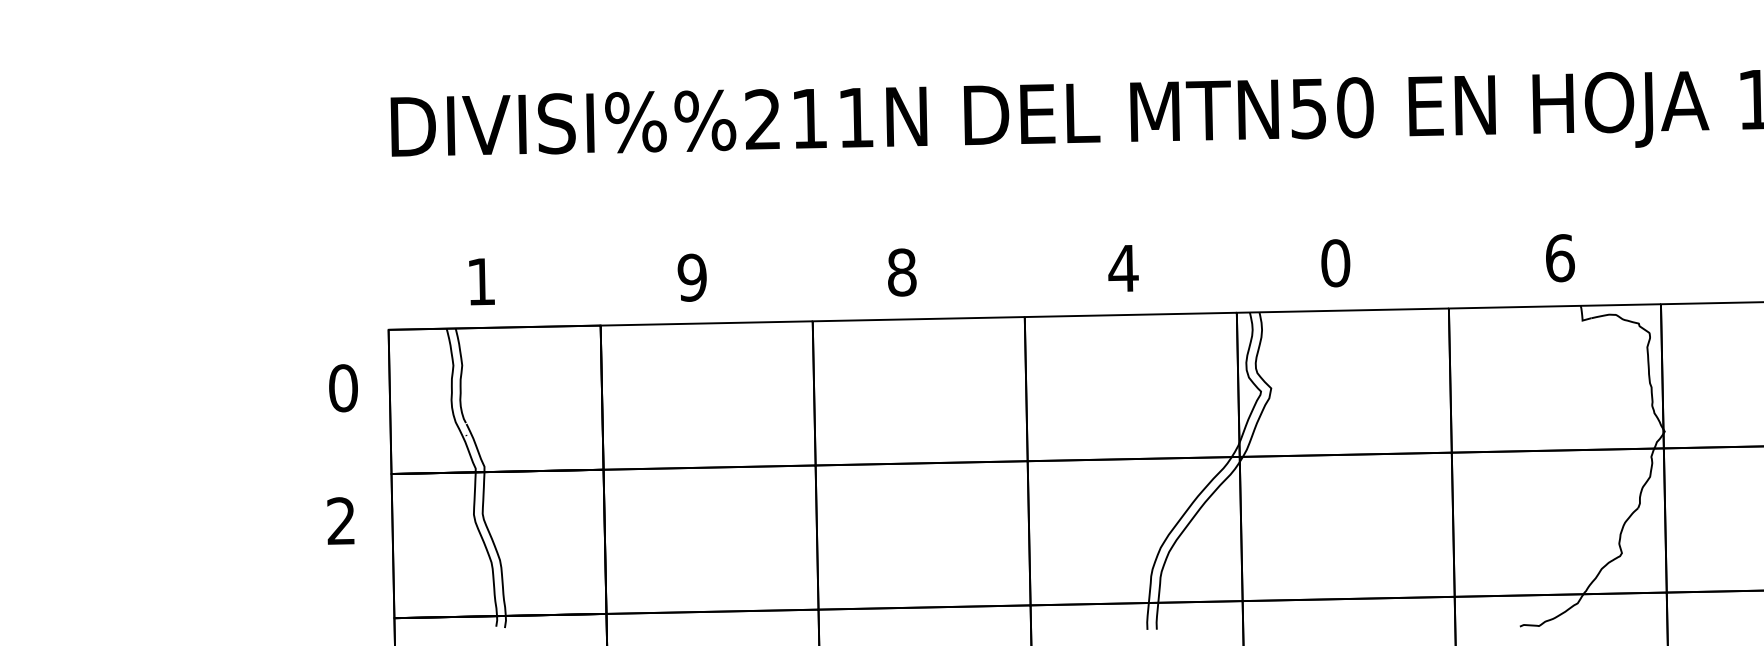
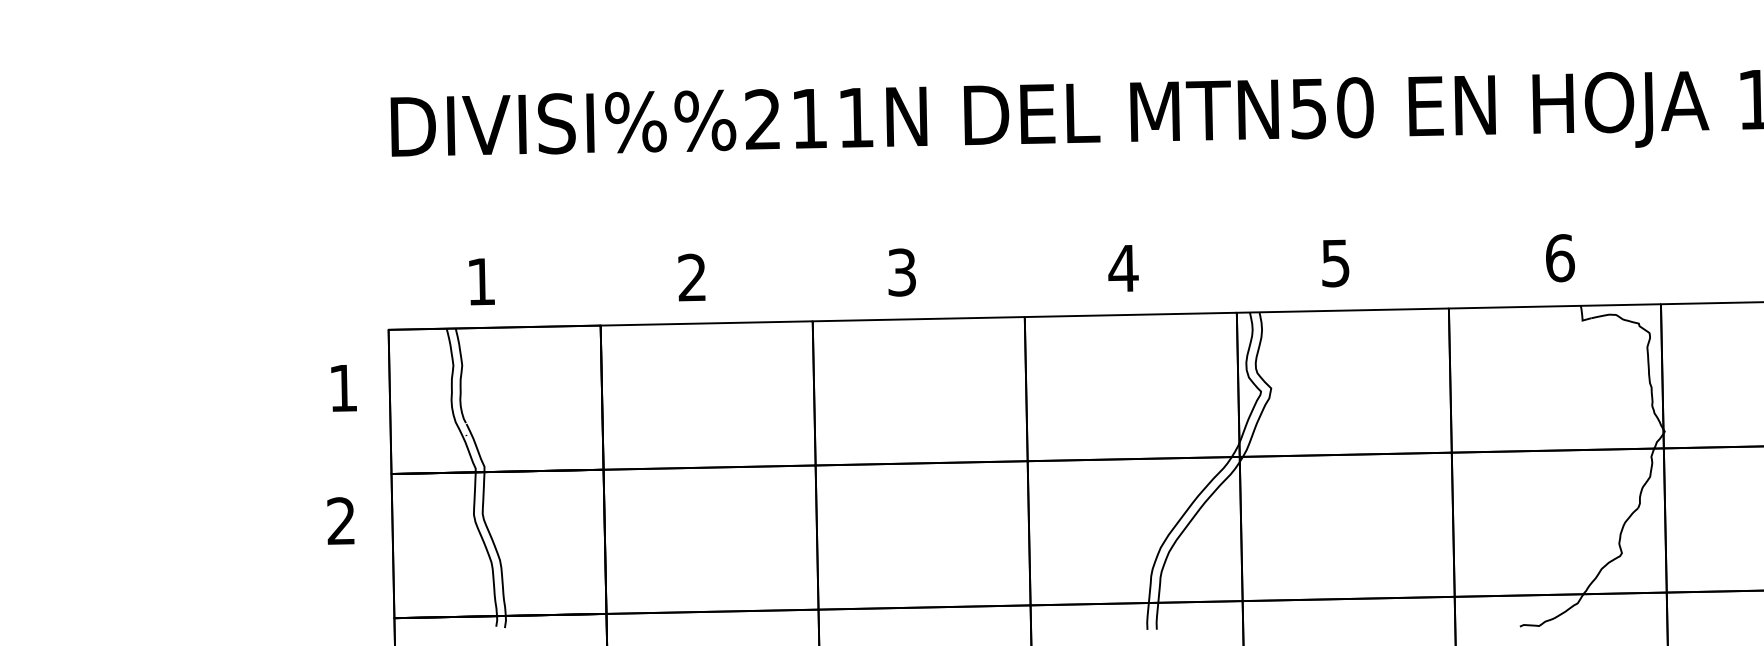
text: 0 -> 5 (1335, 263)
text: 8 -> 3 (902, 272)
text: 9 -> 2 (691, 277)
text: 0 -> 1 (343, 388)
